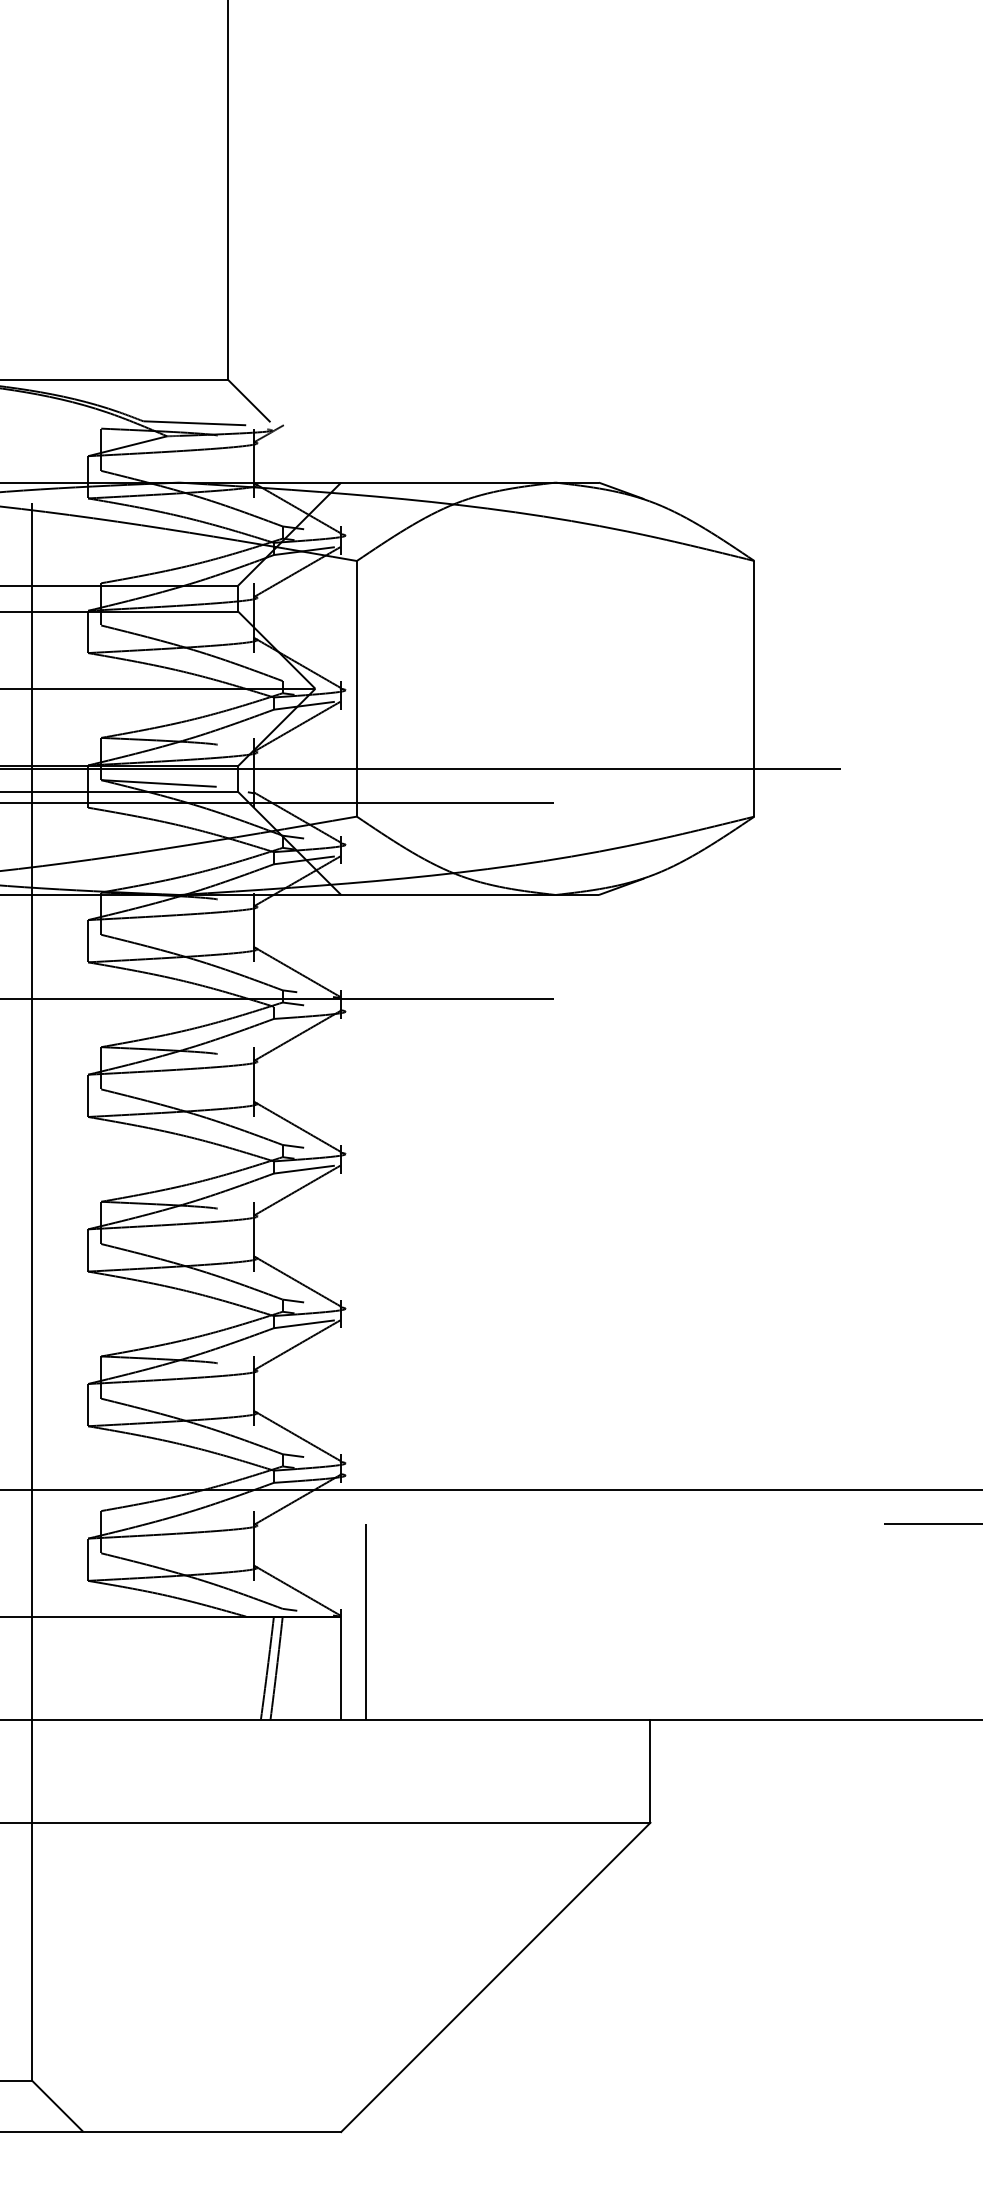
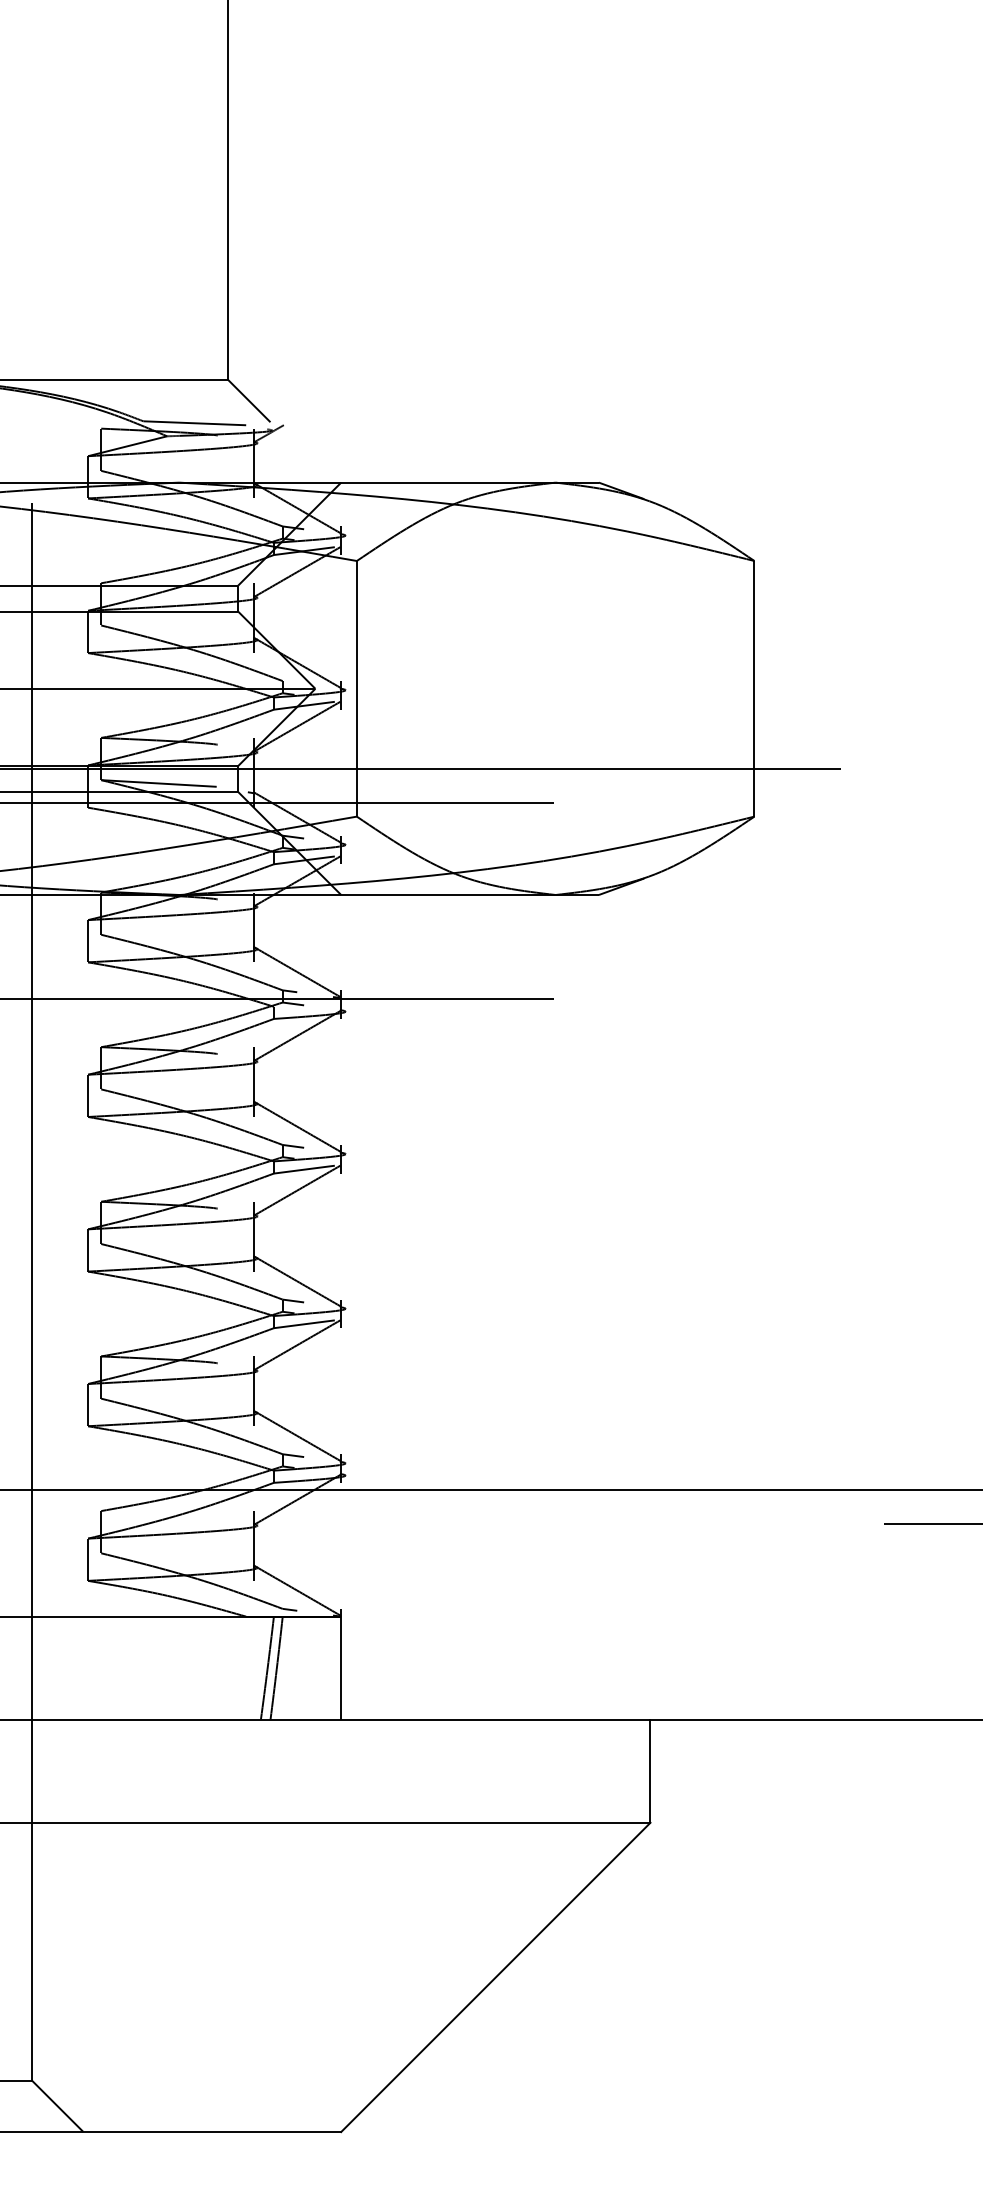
line: present -> none (365, 1621)
